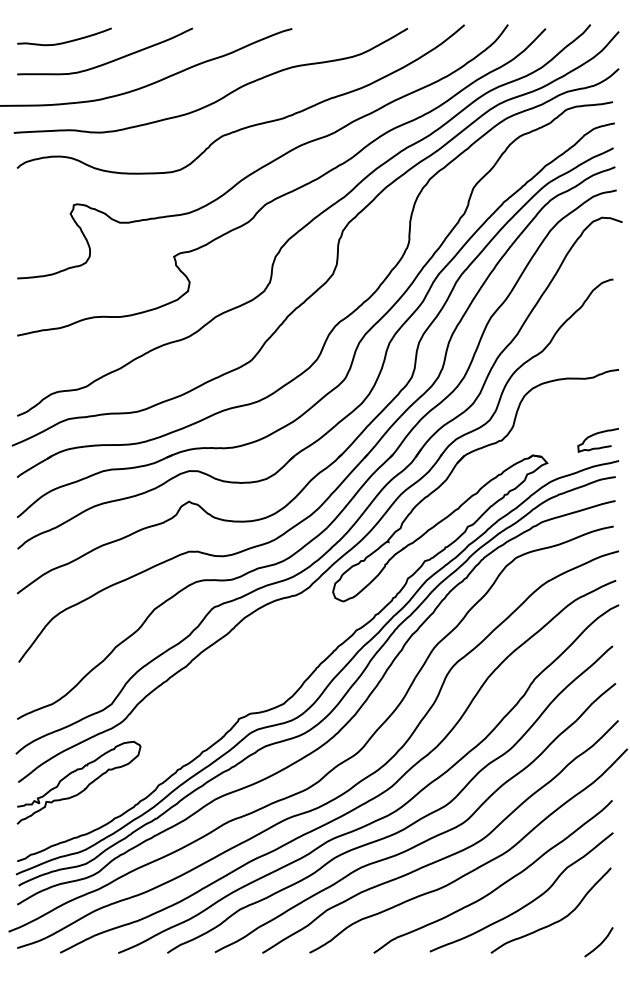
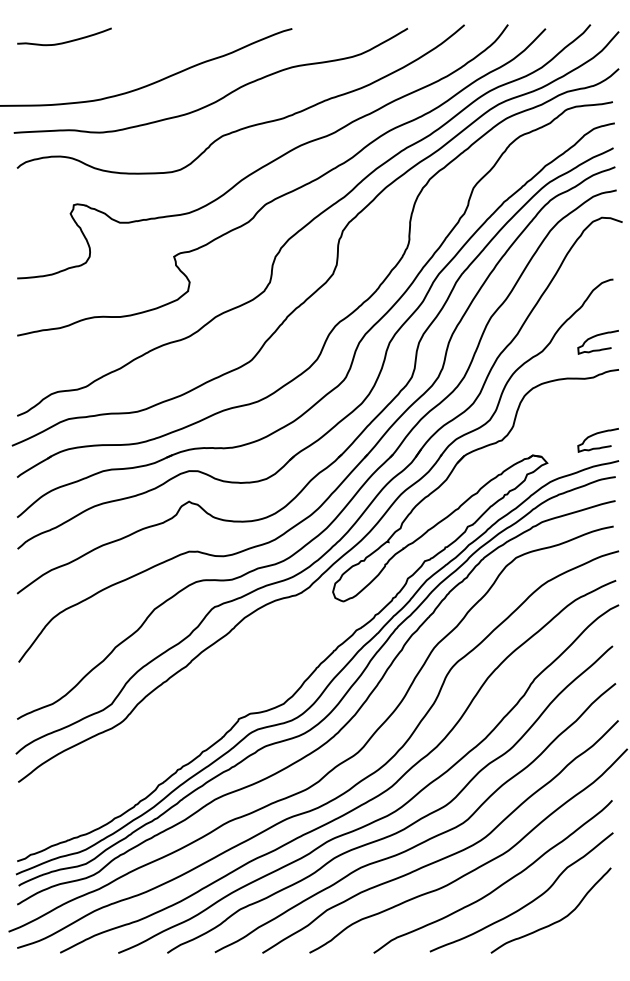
curve: present -> none (108, 61)
curve: none -> present (594, 337)
curve: present -> none (84, 788)
curve: present -> none (600, 942)
